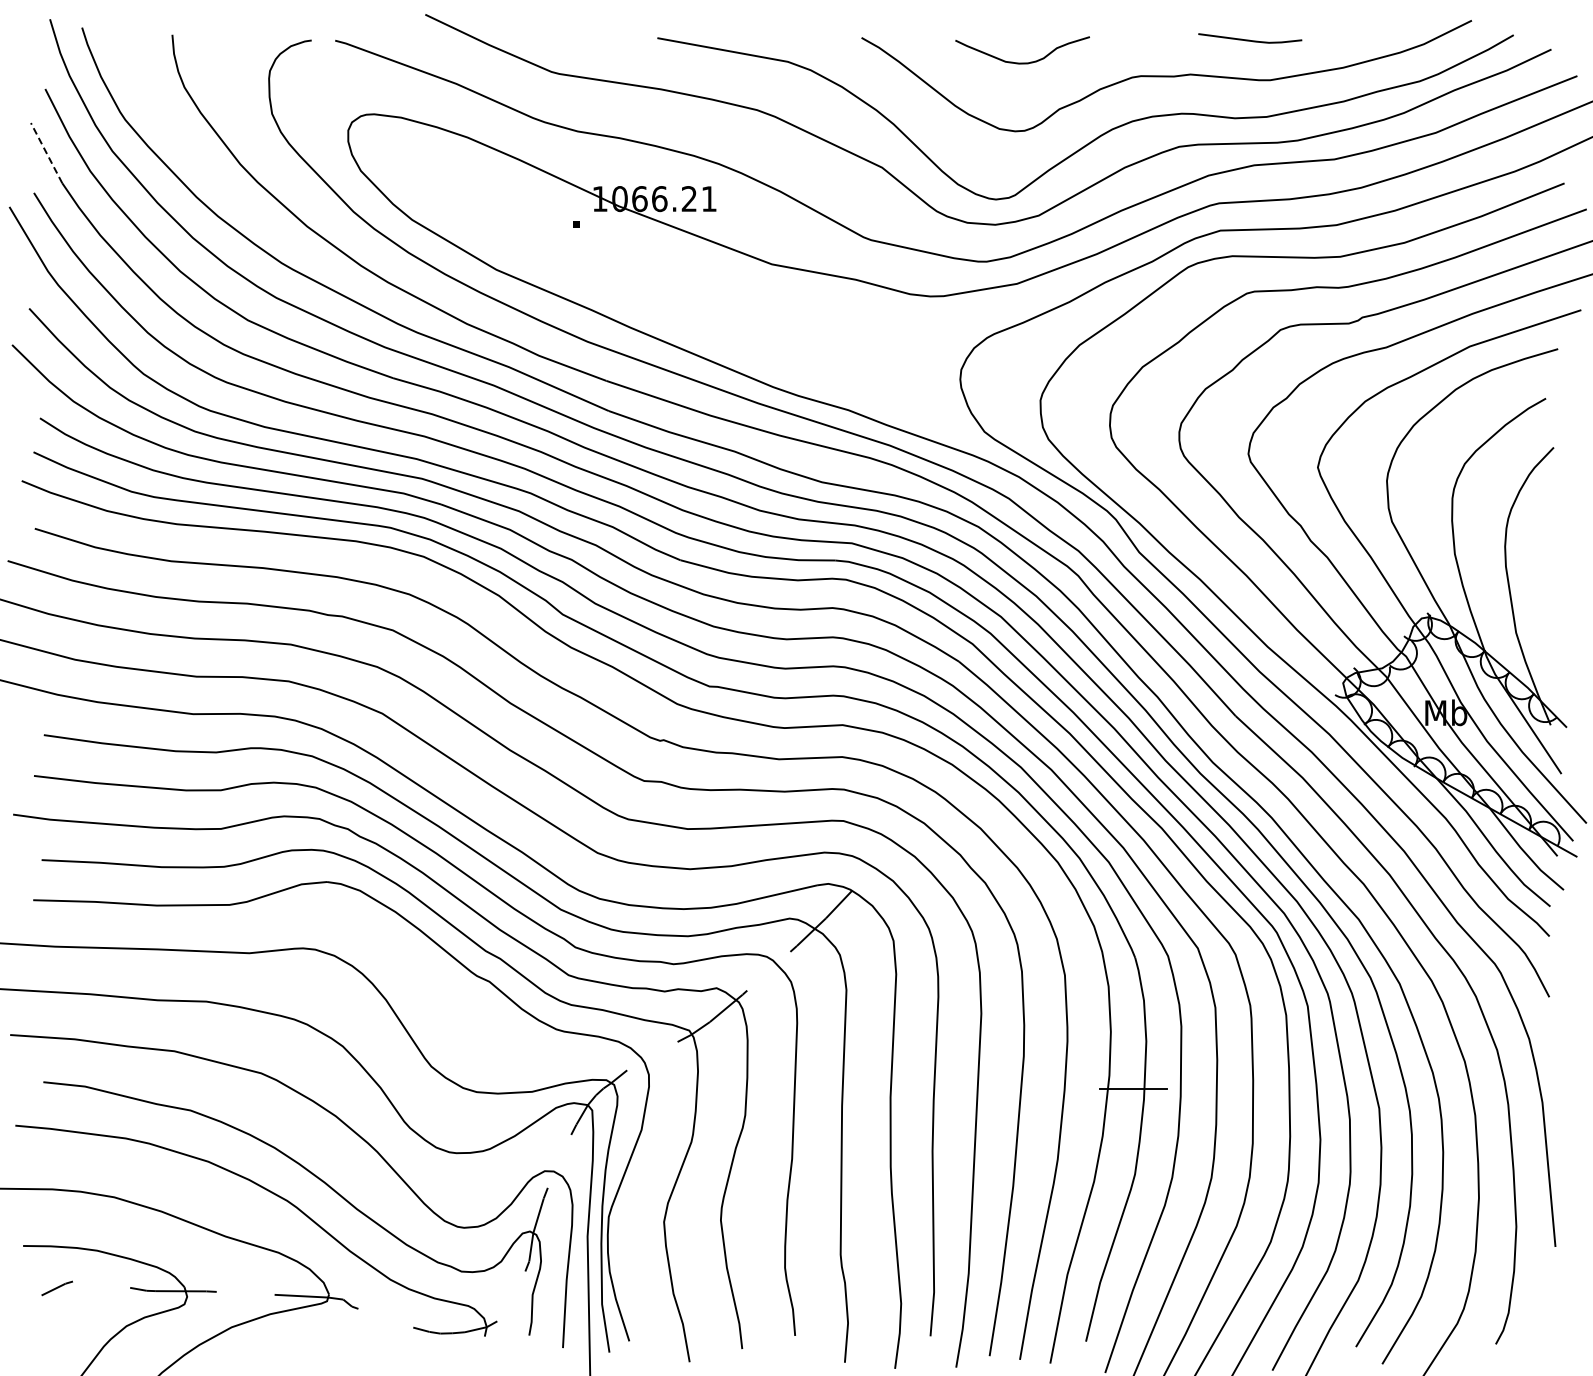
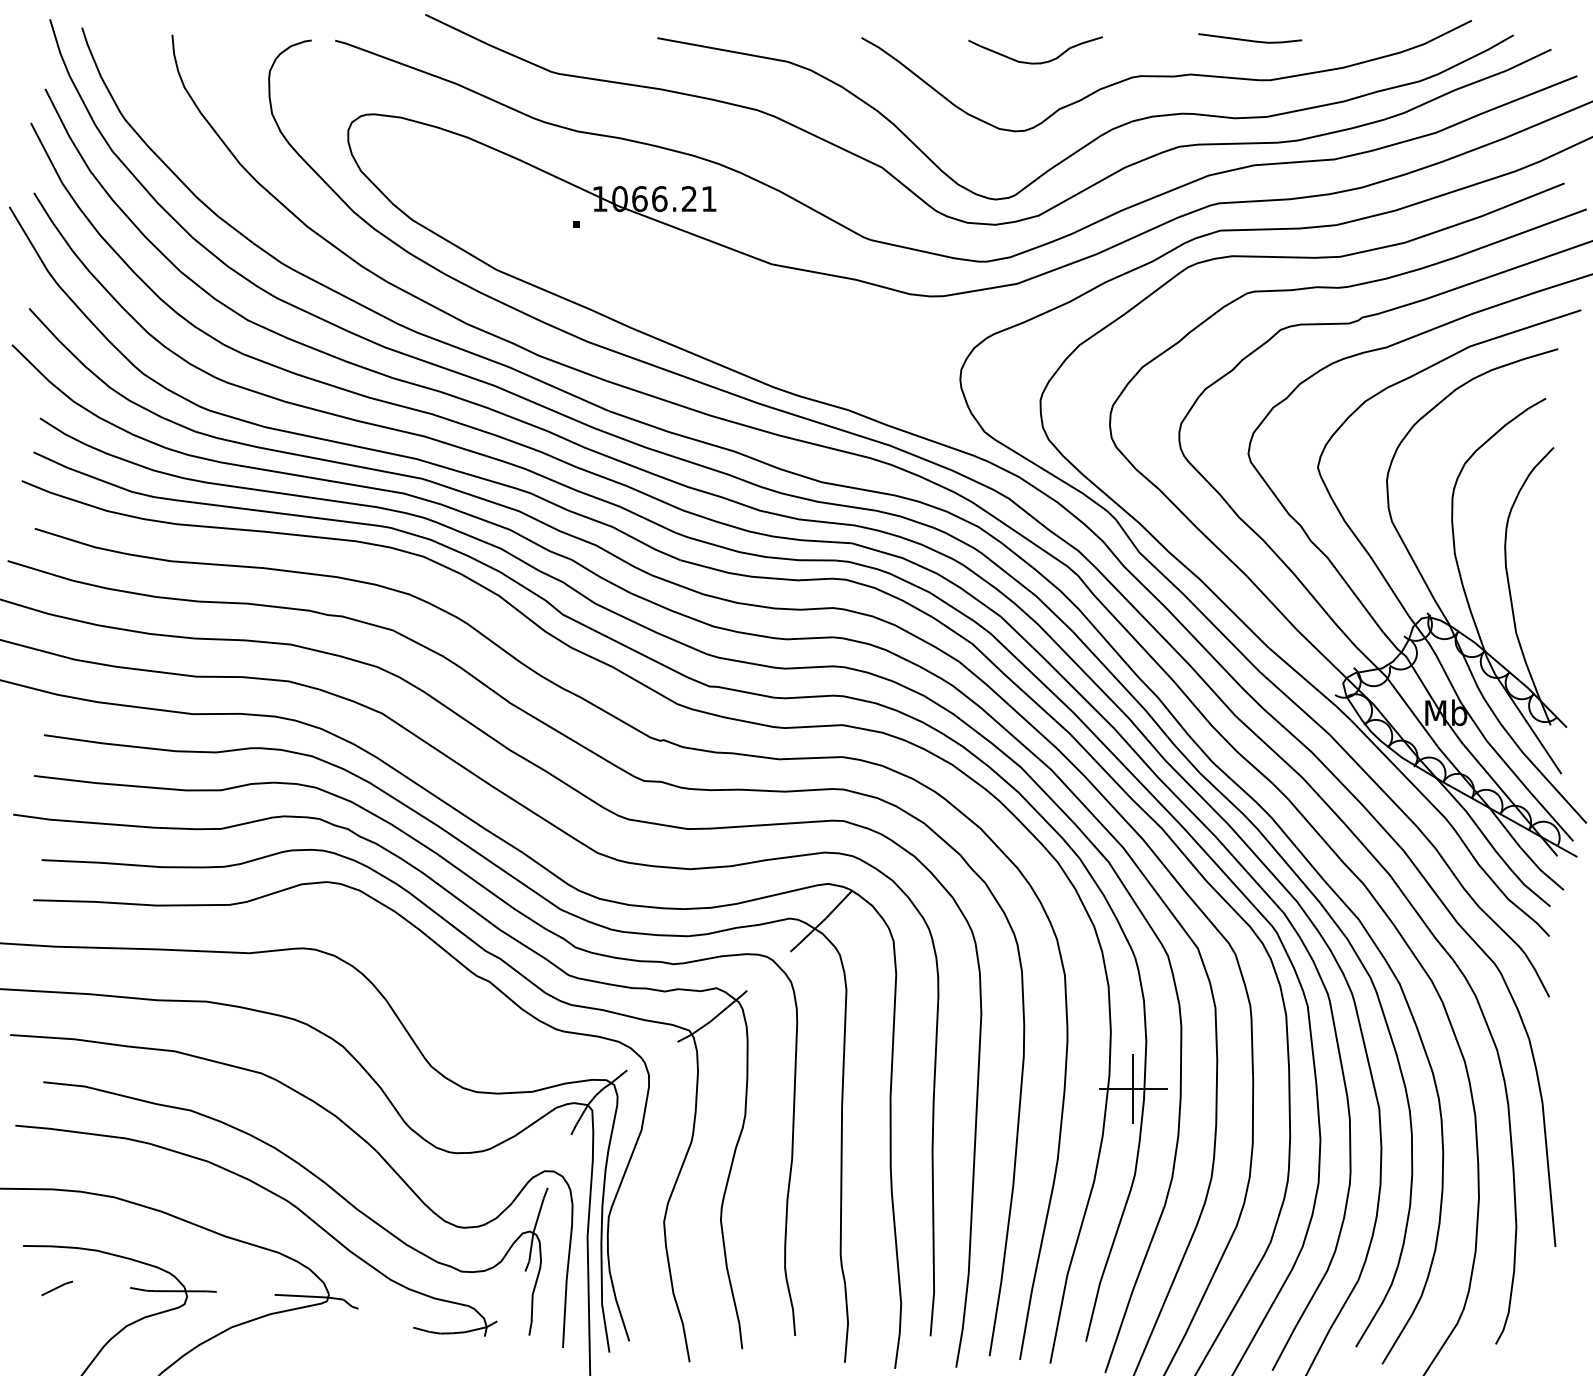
curve position: (1022, 62) -> (1035, 62) (1035, 62)
line: dashed -> solid (46, 153)
line: none -> present (1133, 1088)
